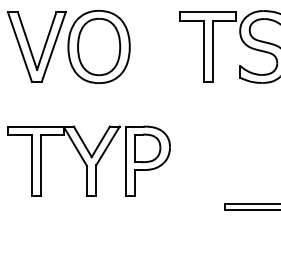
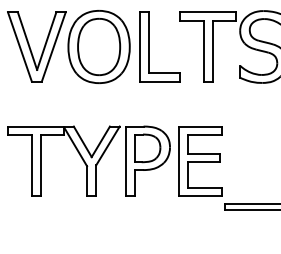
part: none -> present (149, 46)
part: none -> present (200, 161)
